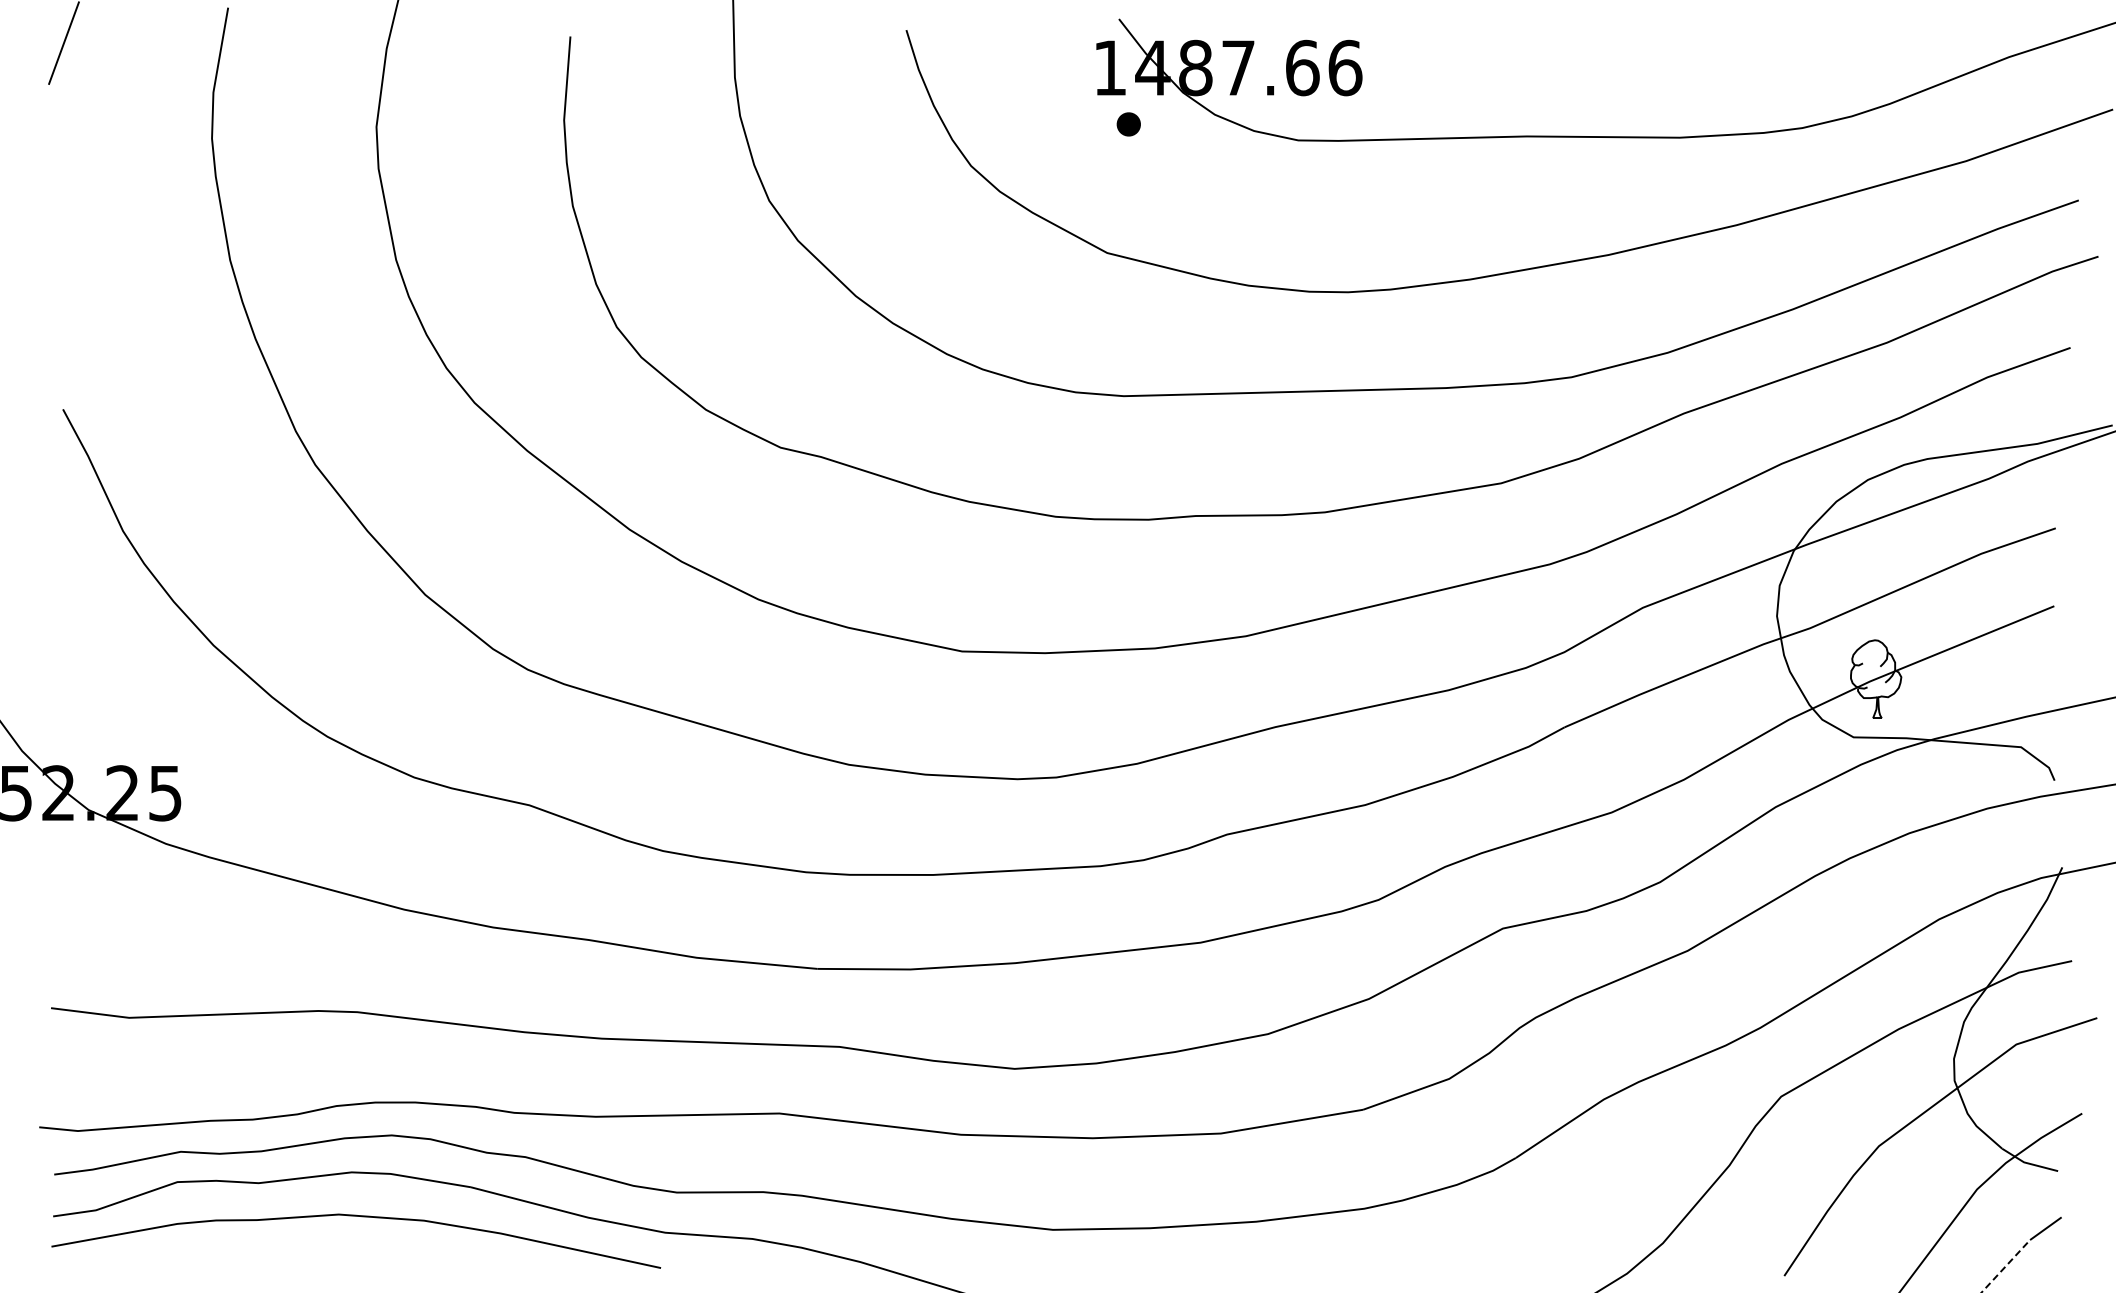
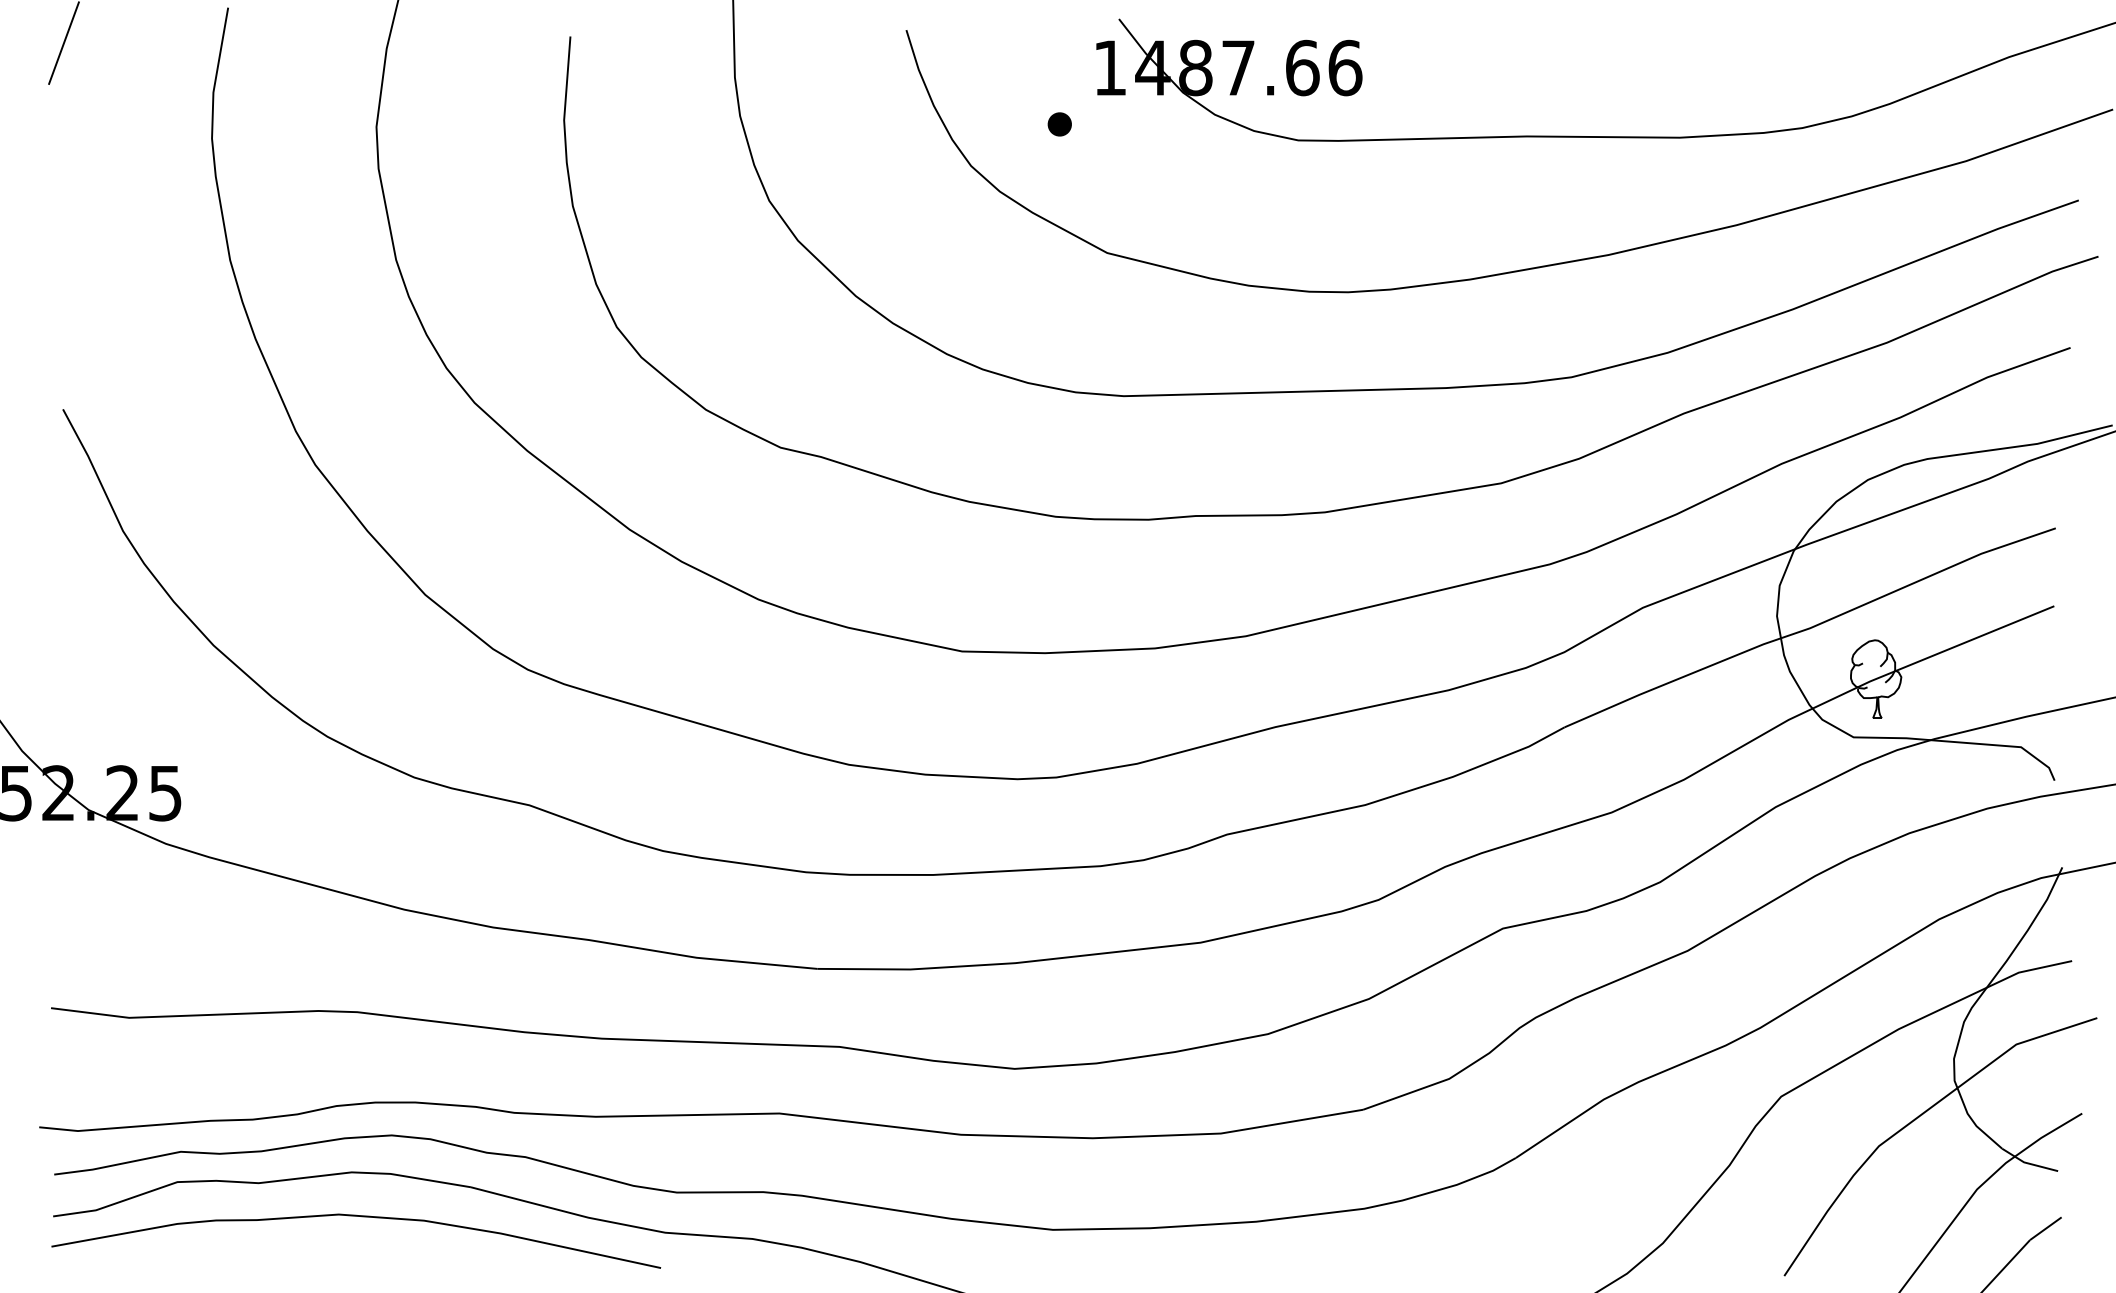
part position: (1128, 124) -> (1059, 124) (1059, 124)
line: dashed -> solid (2005, 1266)
